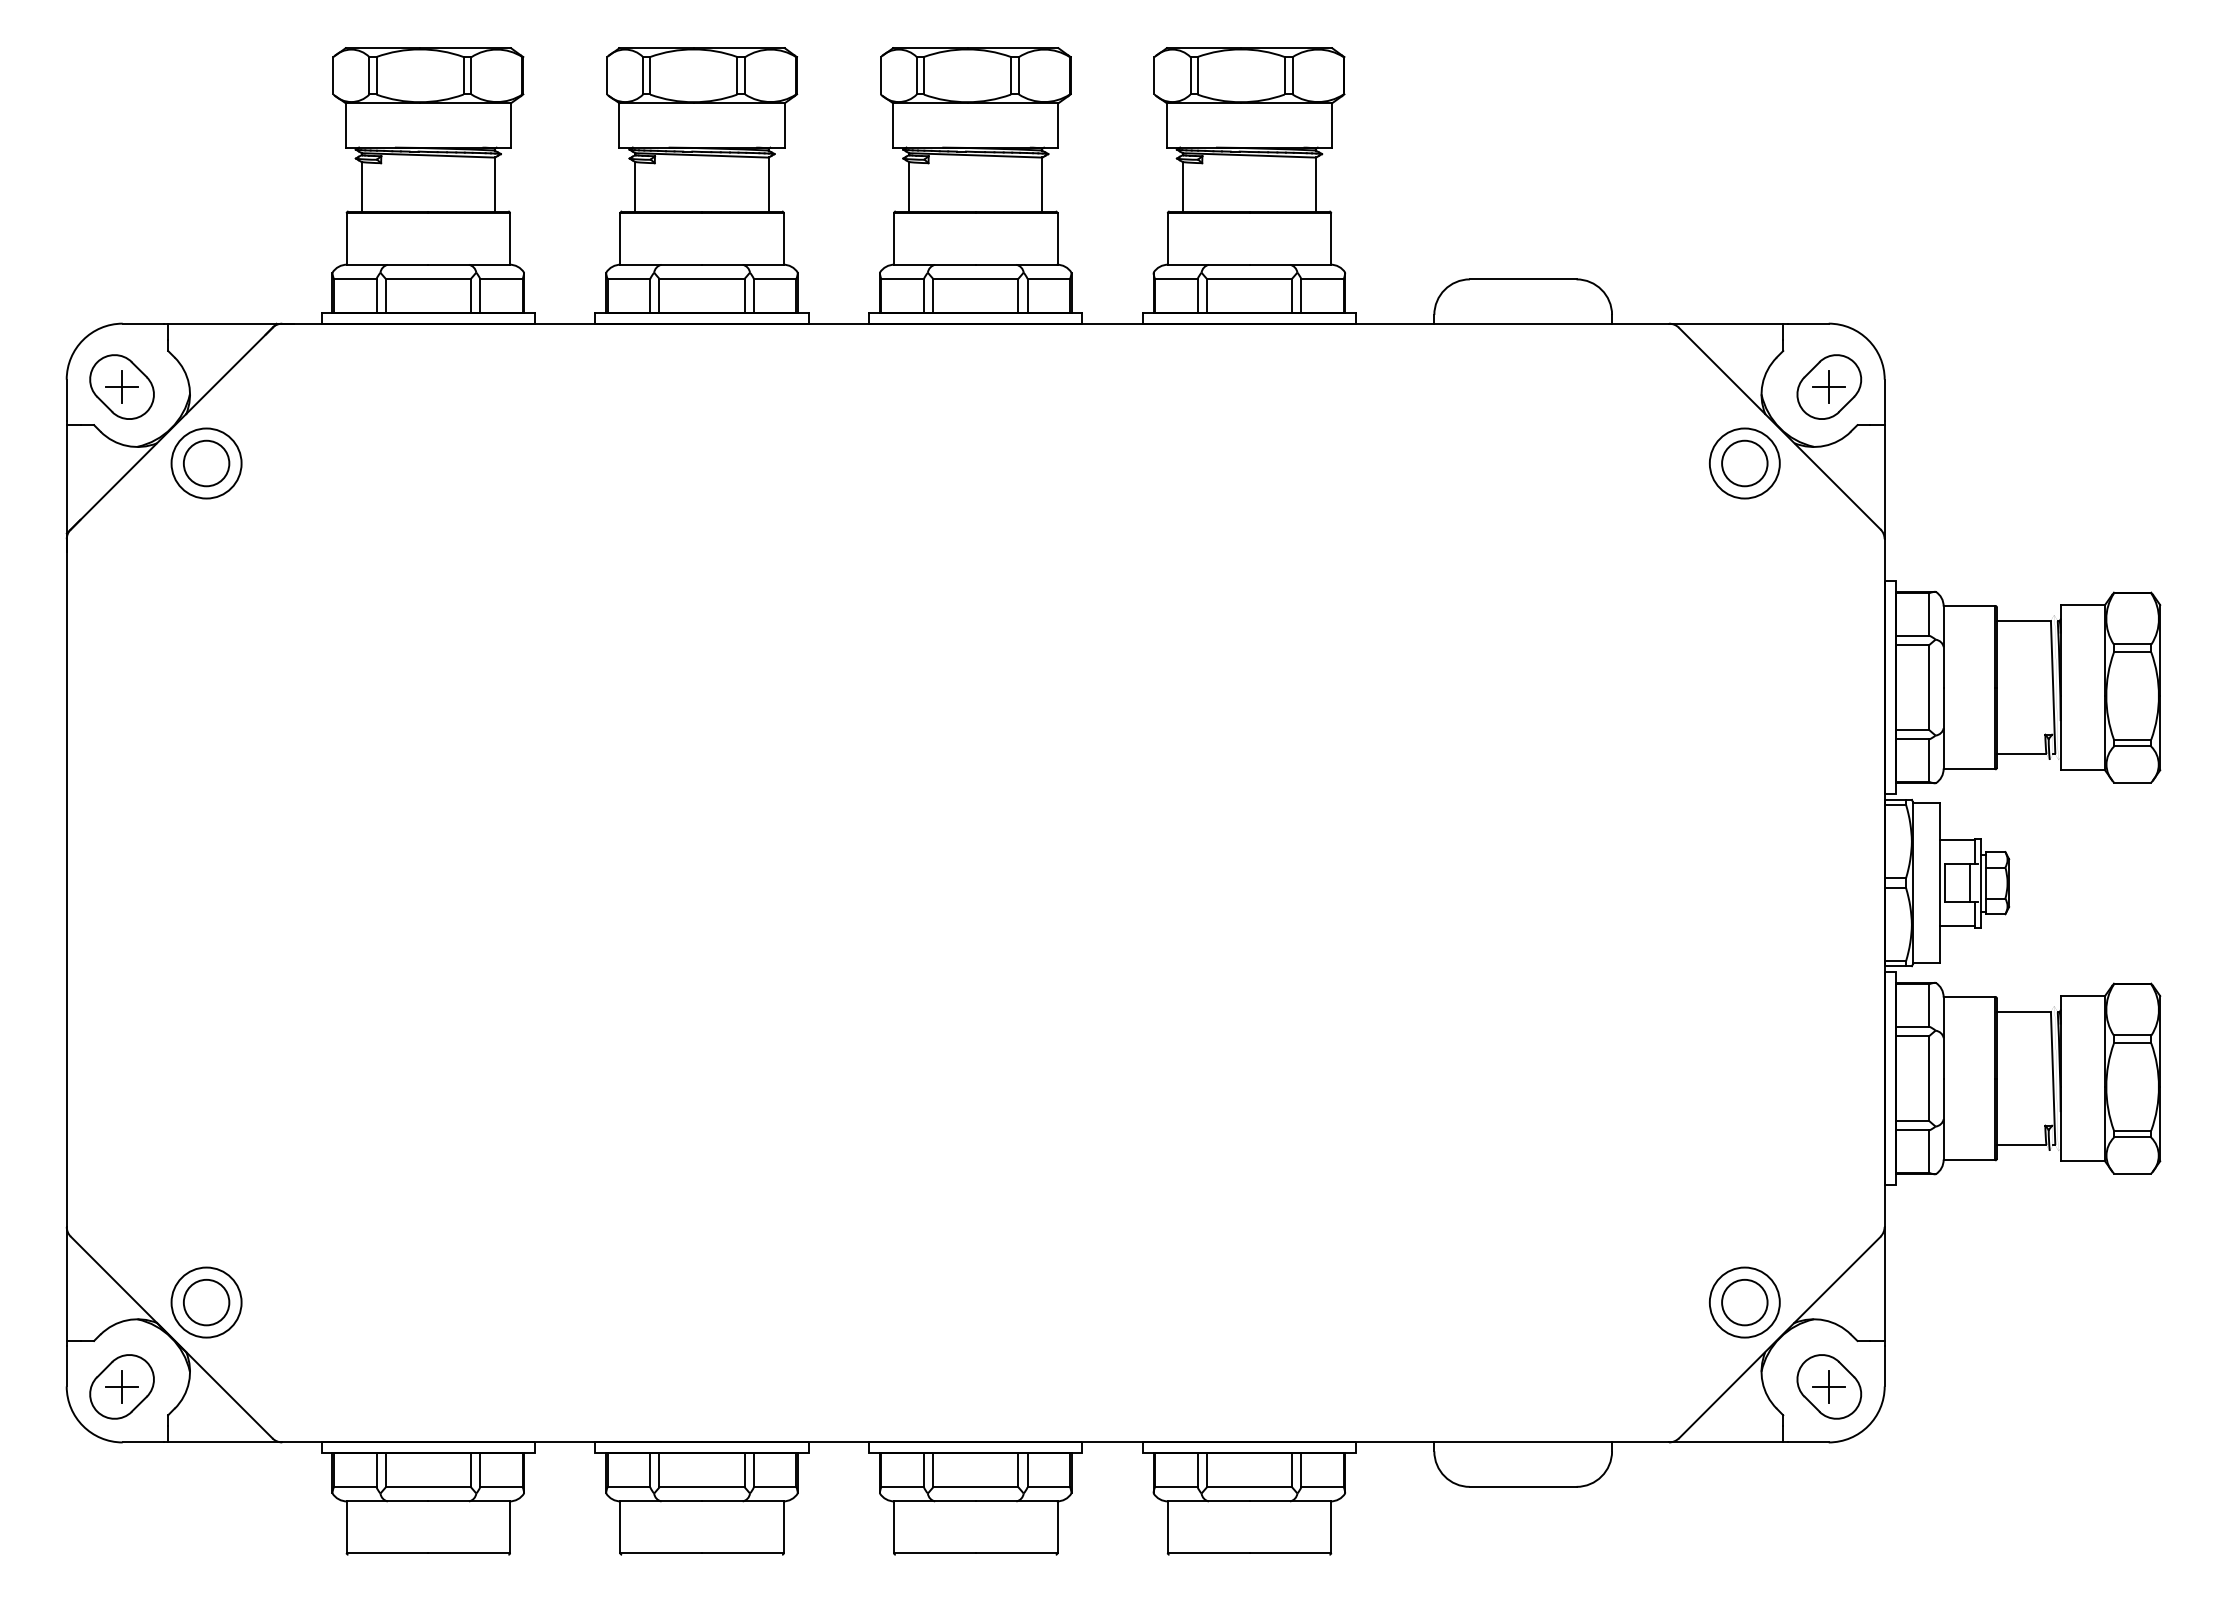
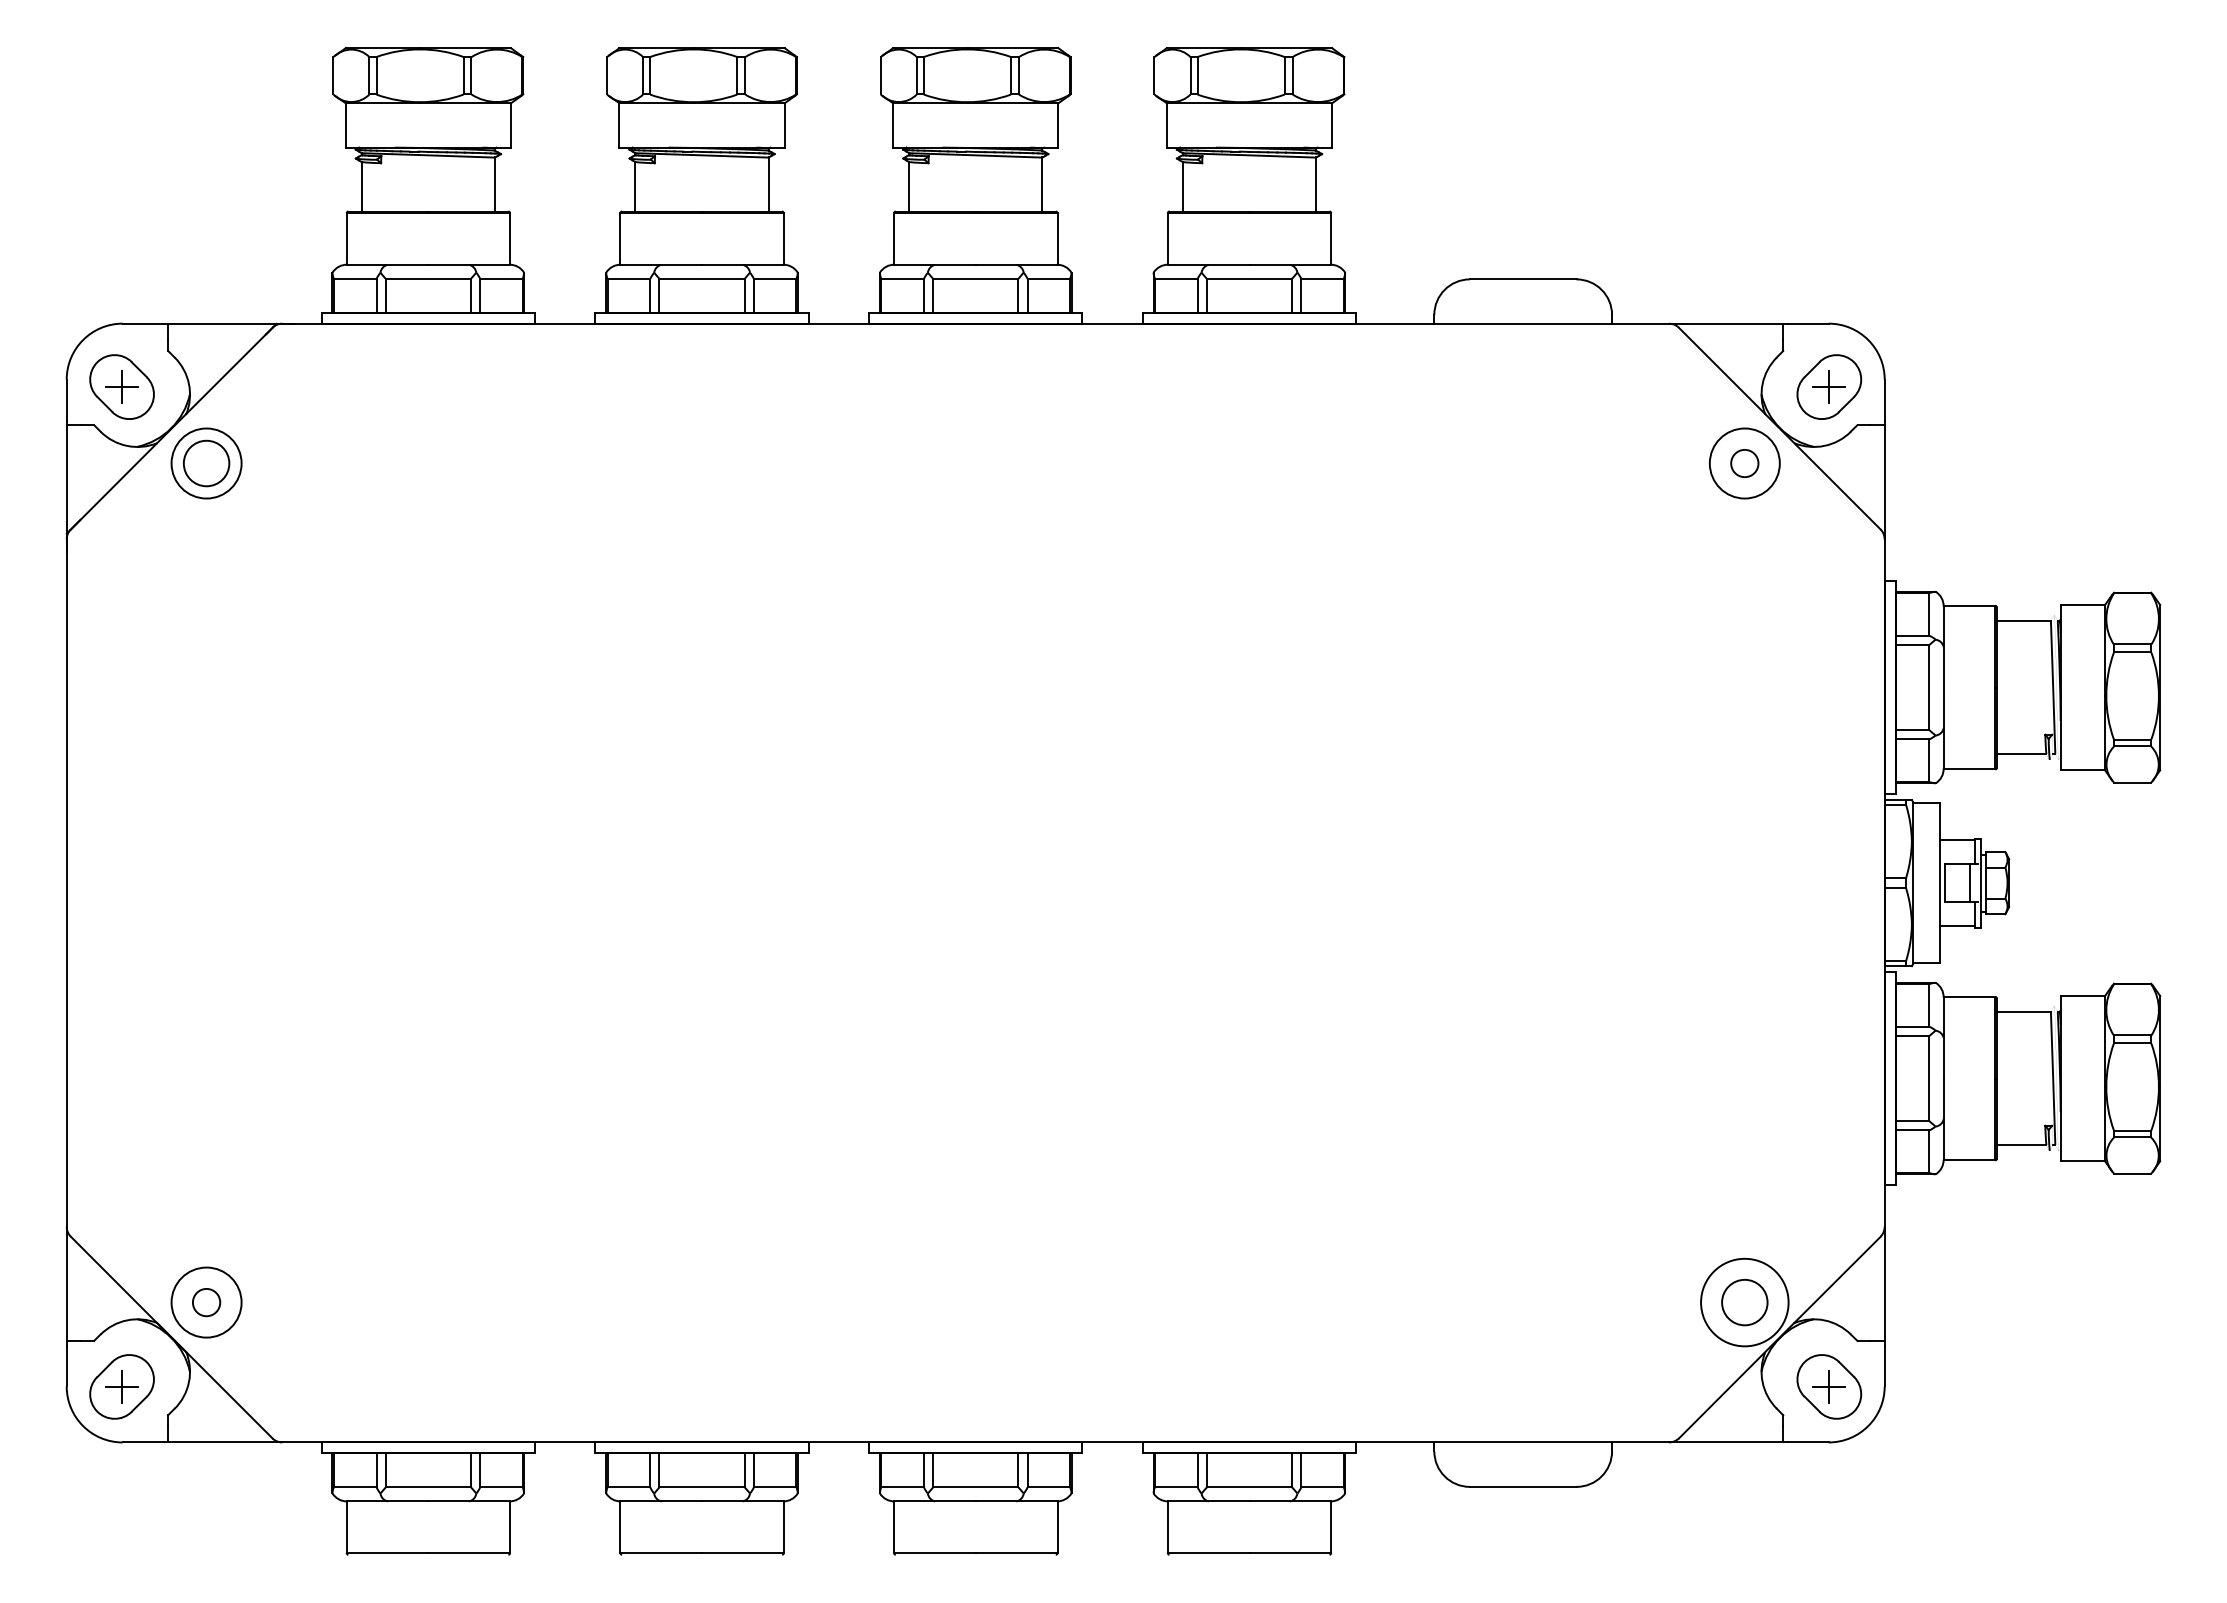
circle diameter: 45 px -> 27 px (1744, 463)
circle diameter: 45 px -> 27 px (206, 1302)
circle diameter: 70 px -> 88 px (1744, 1302)
